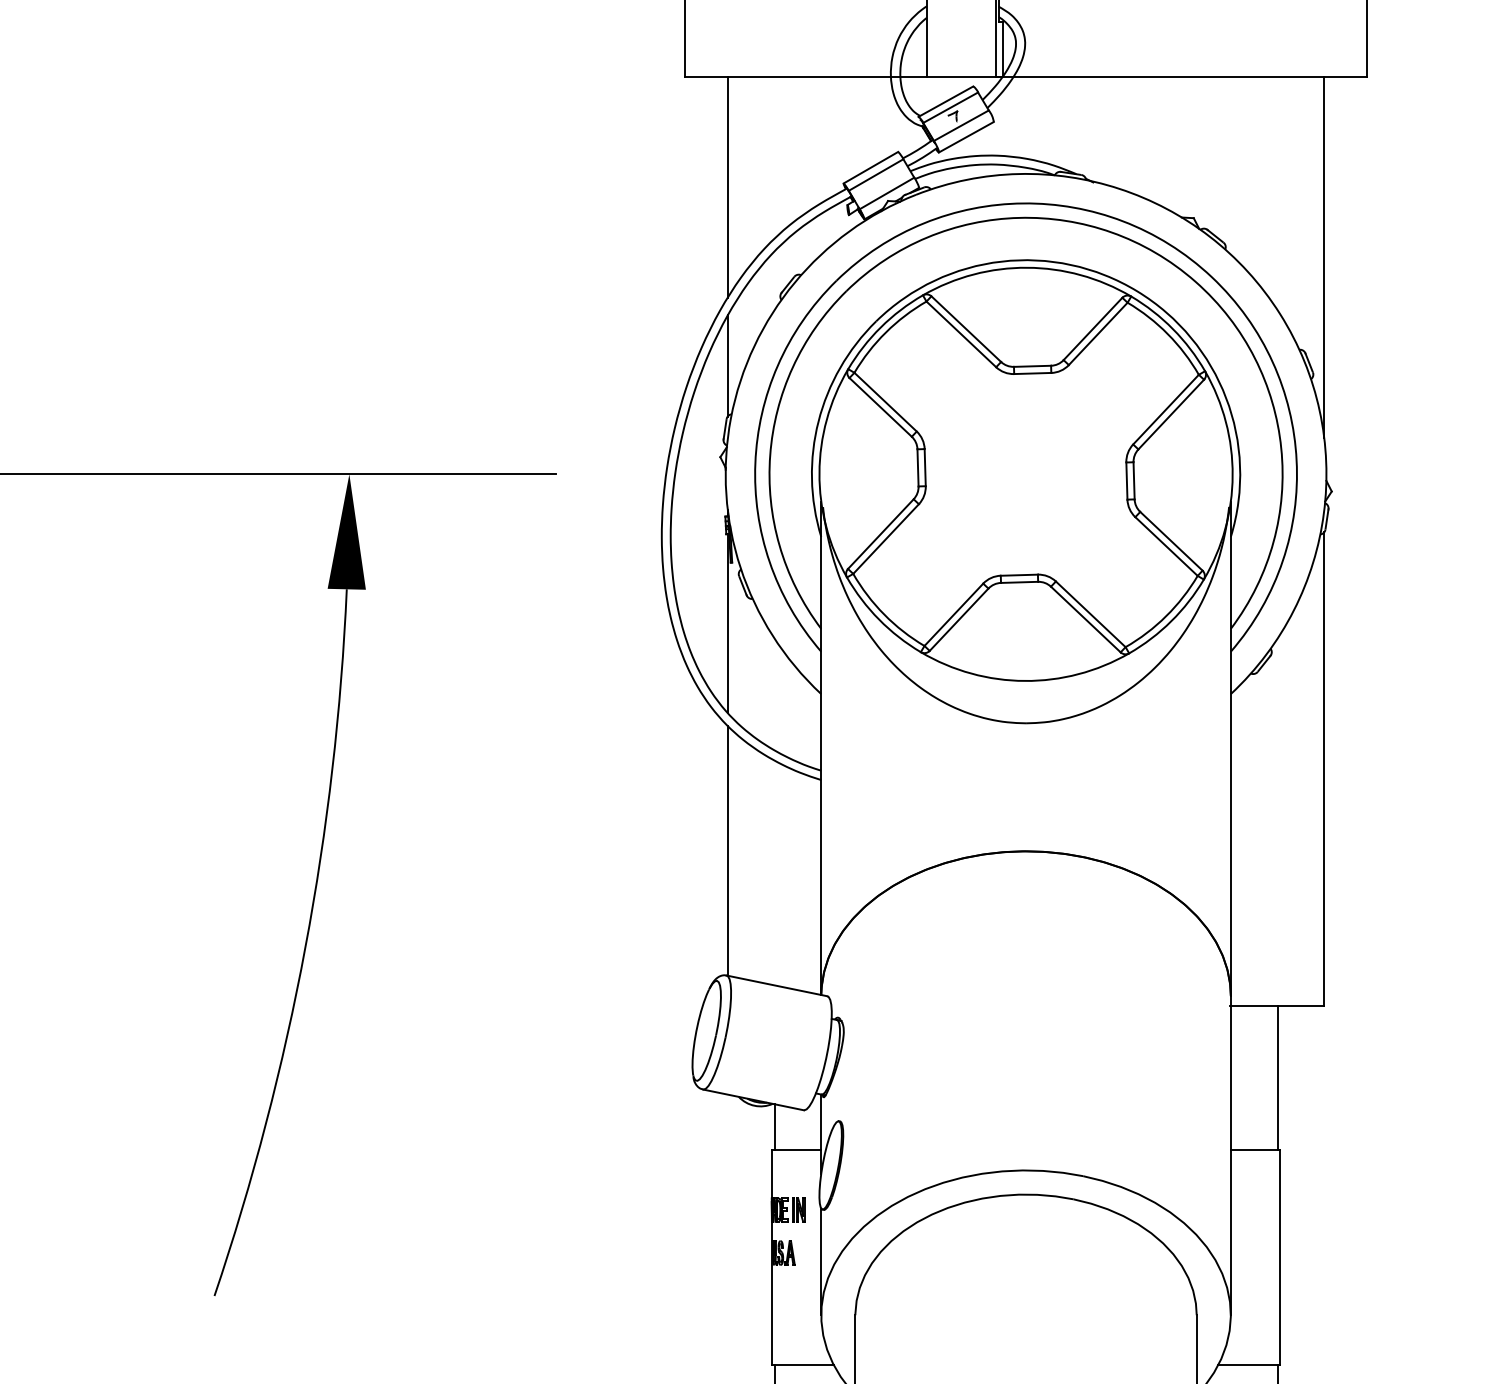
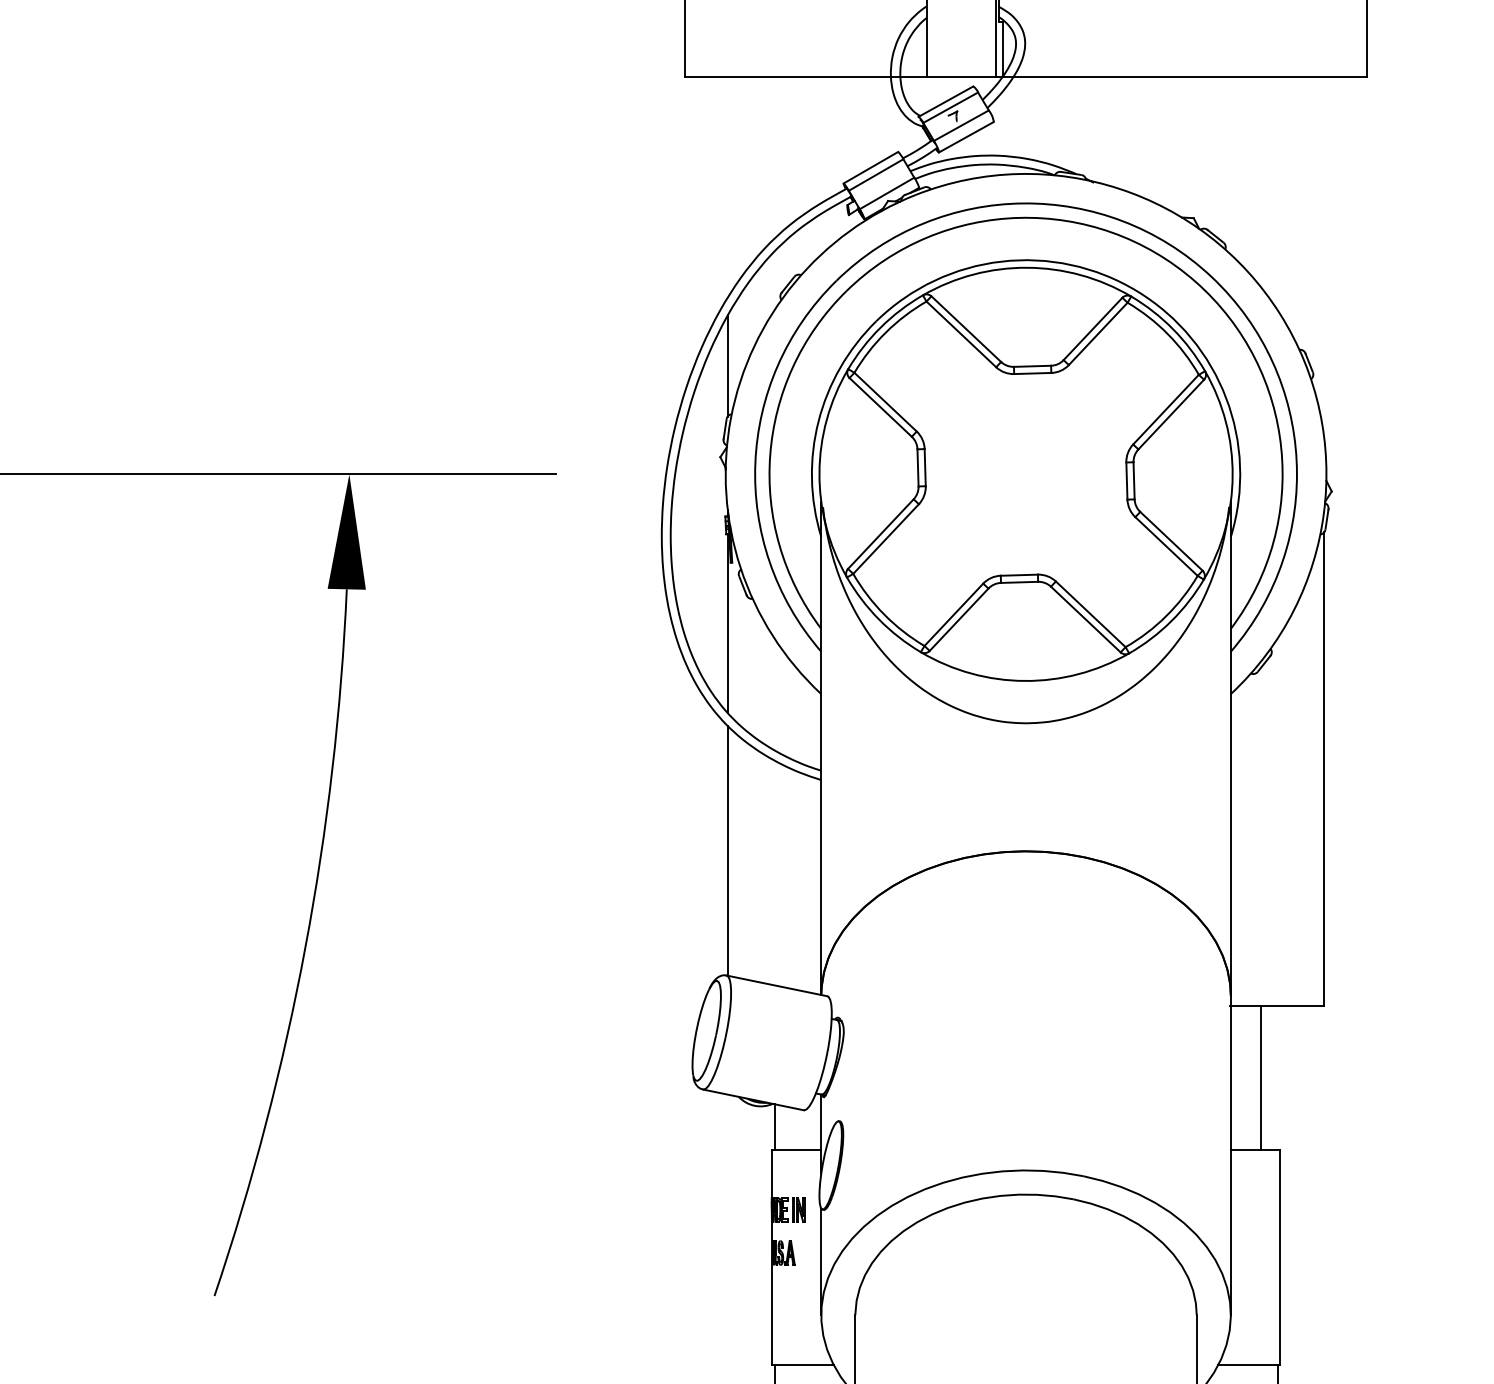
line: present -> none (727, 187)
line: present -> none (1324, 257)
line position: (1277, 1077) -> (1260, 1077) (1260, 1077)
